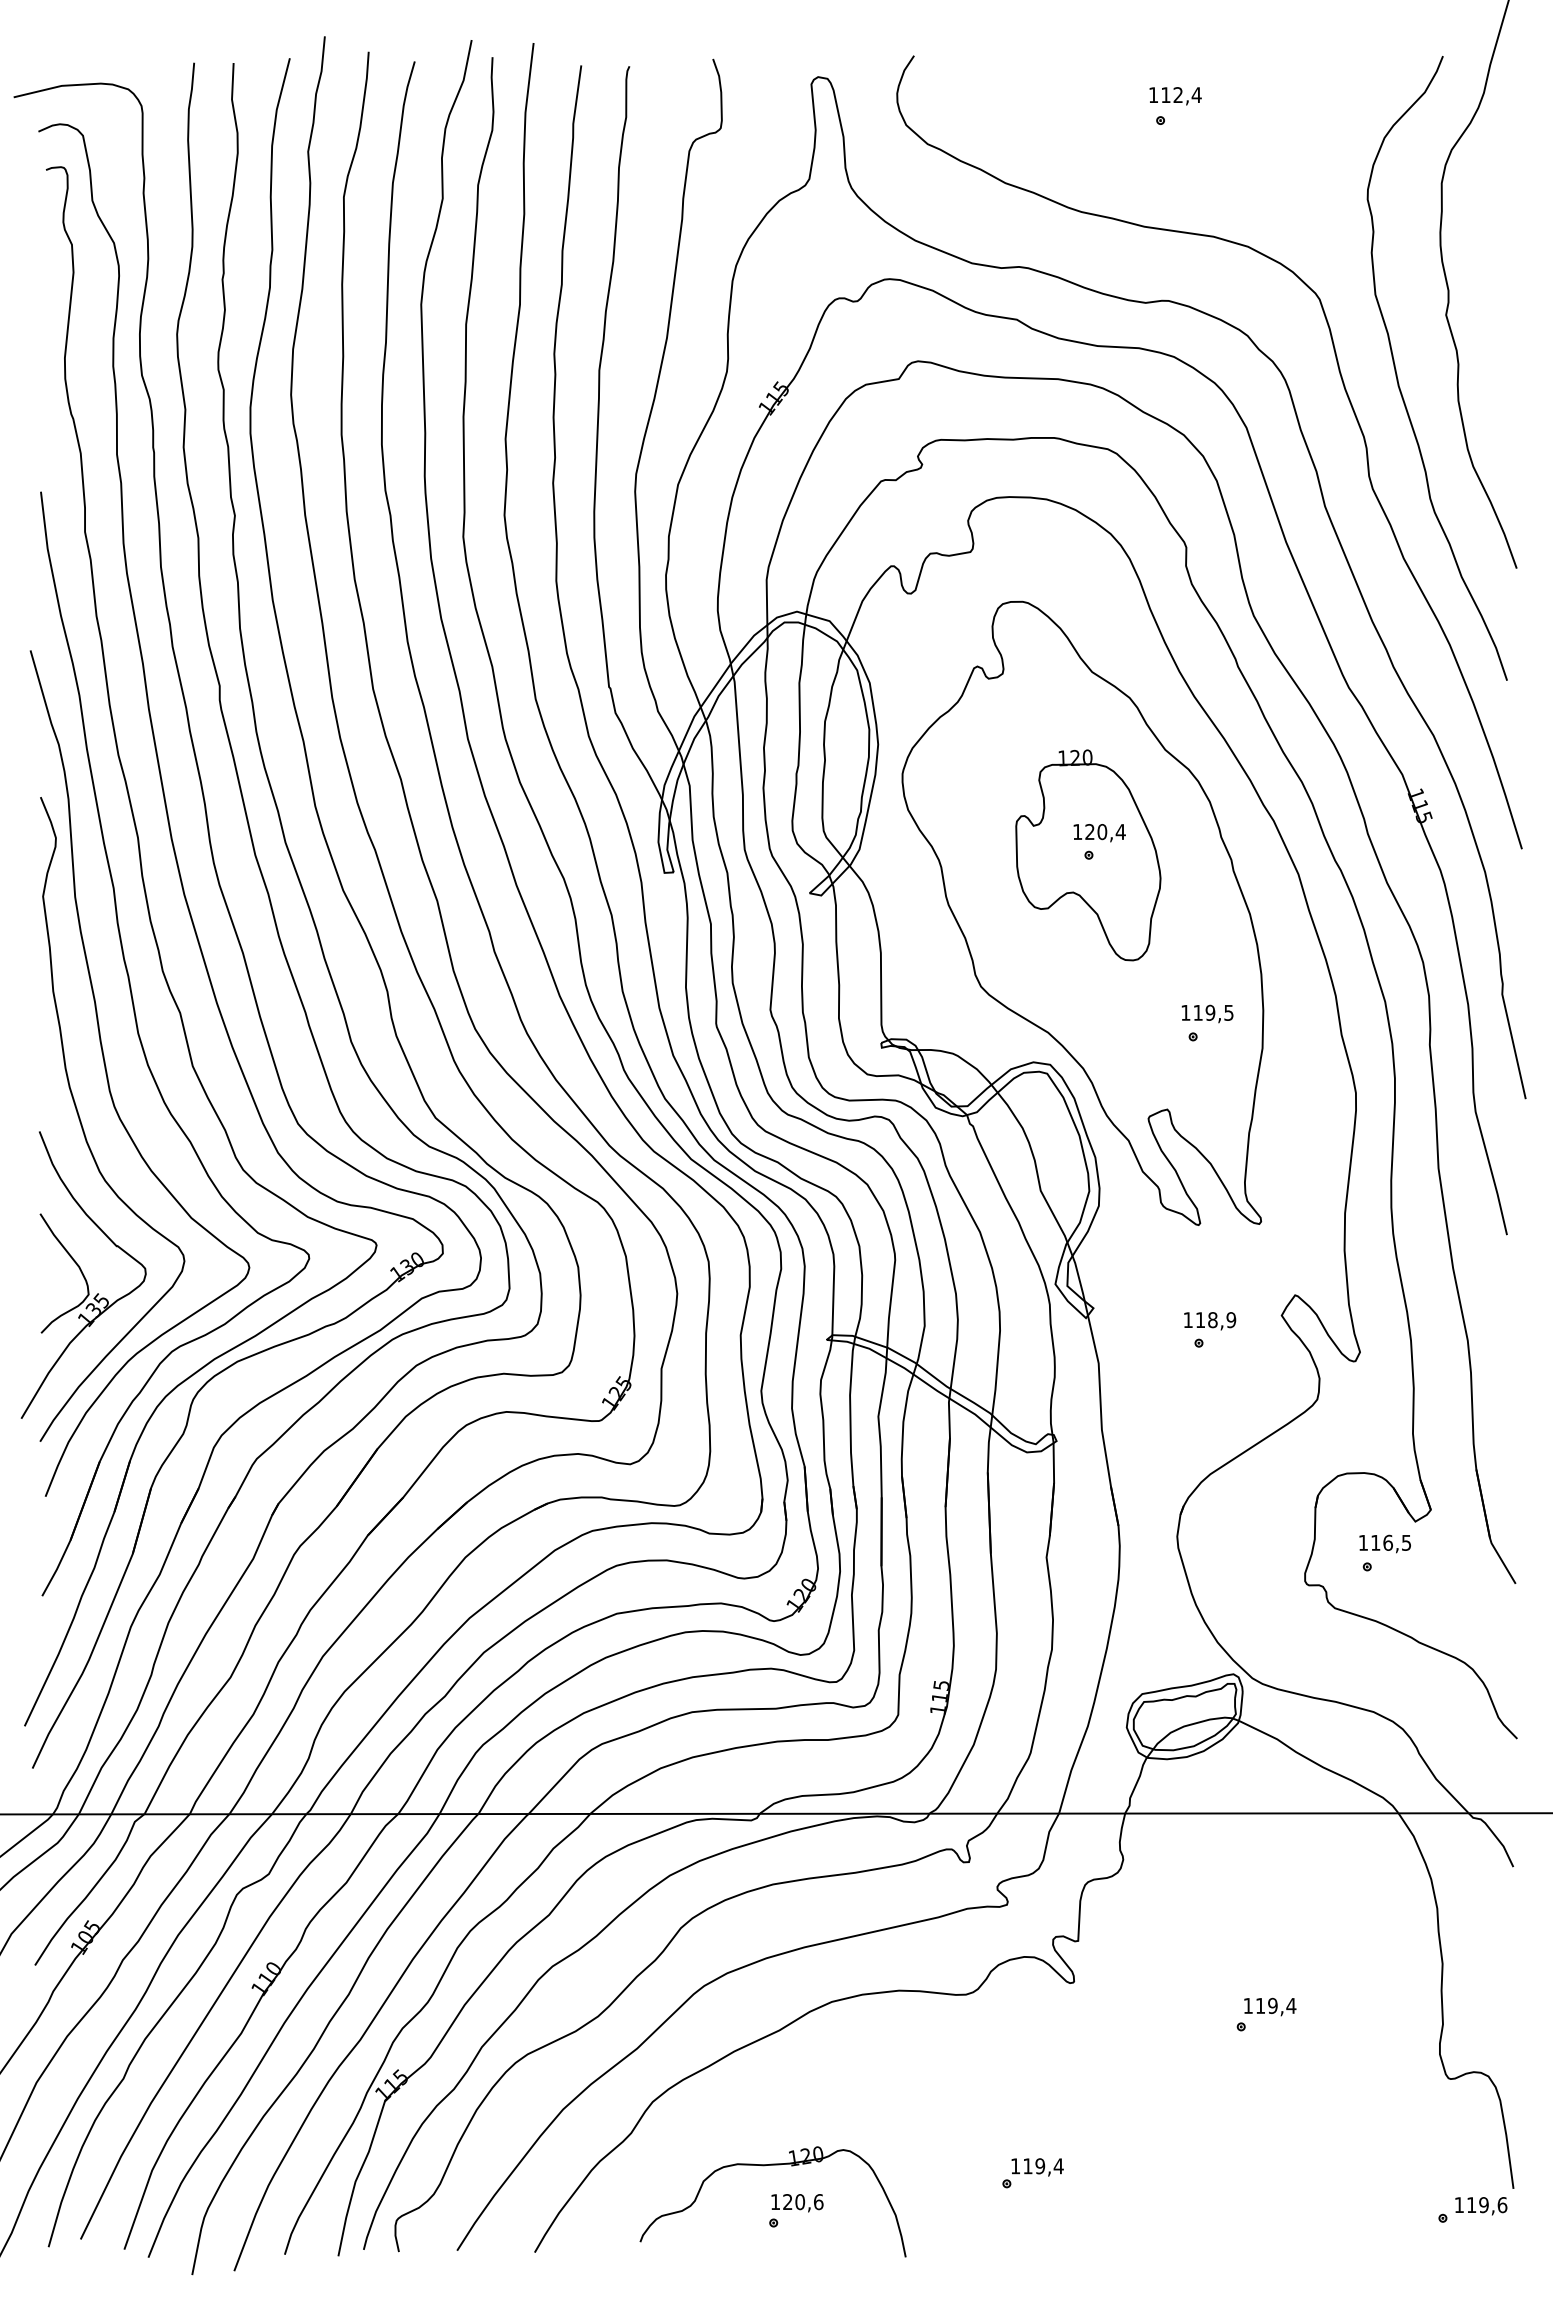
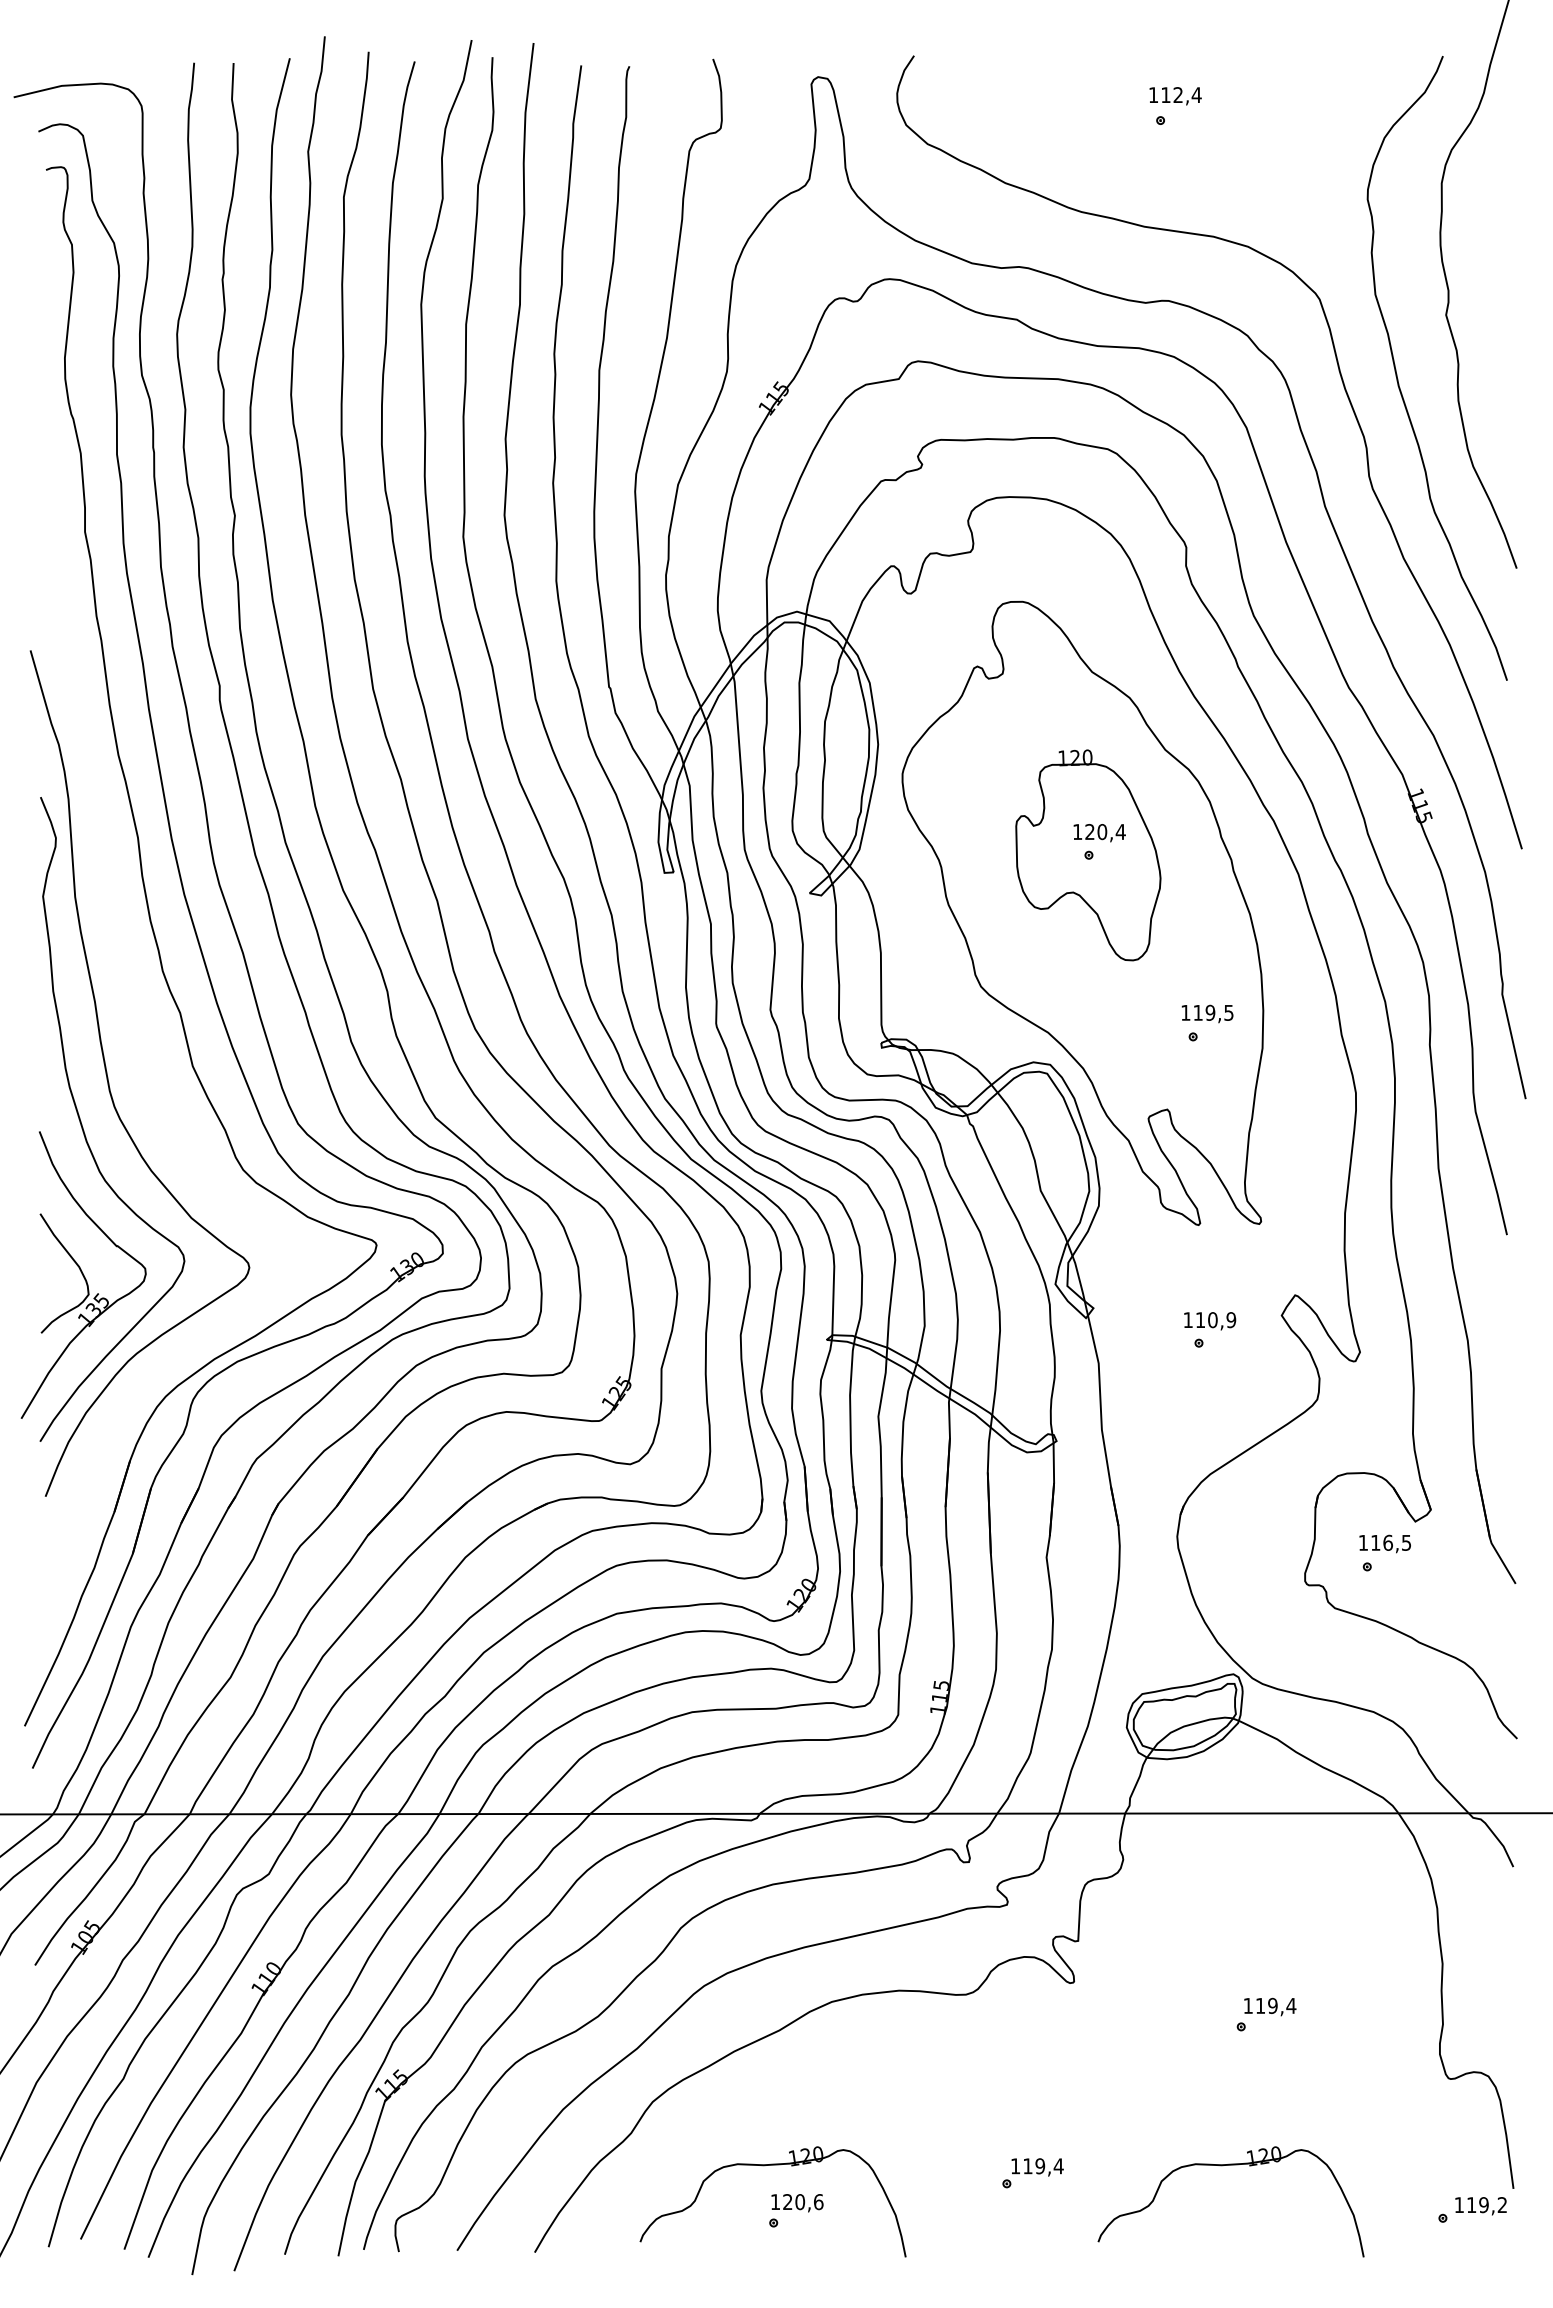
part: present -> none (144, 1049)
text: 118,9 -> 110,9 (1212, 1319)
part: none -> present (1222, 2166)
text: 119,6 -> 119,2 (1502, 2205)
